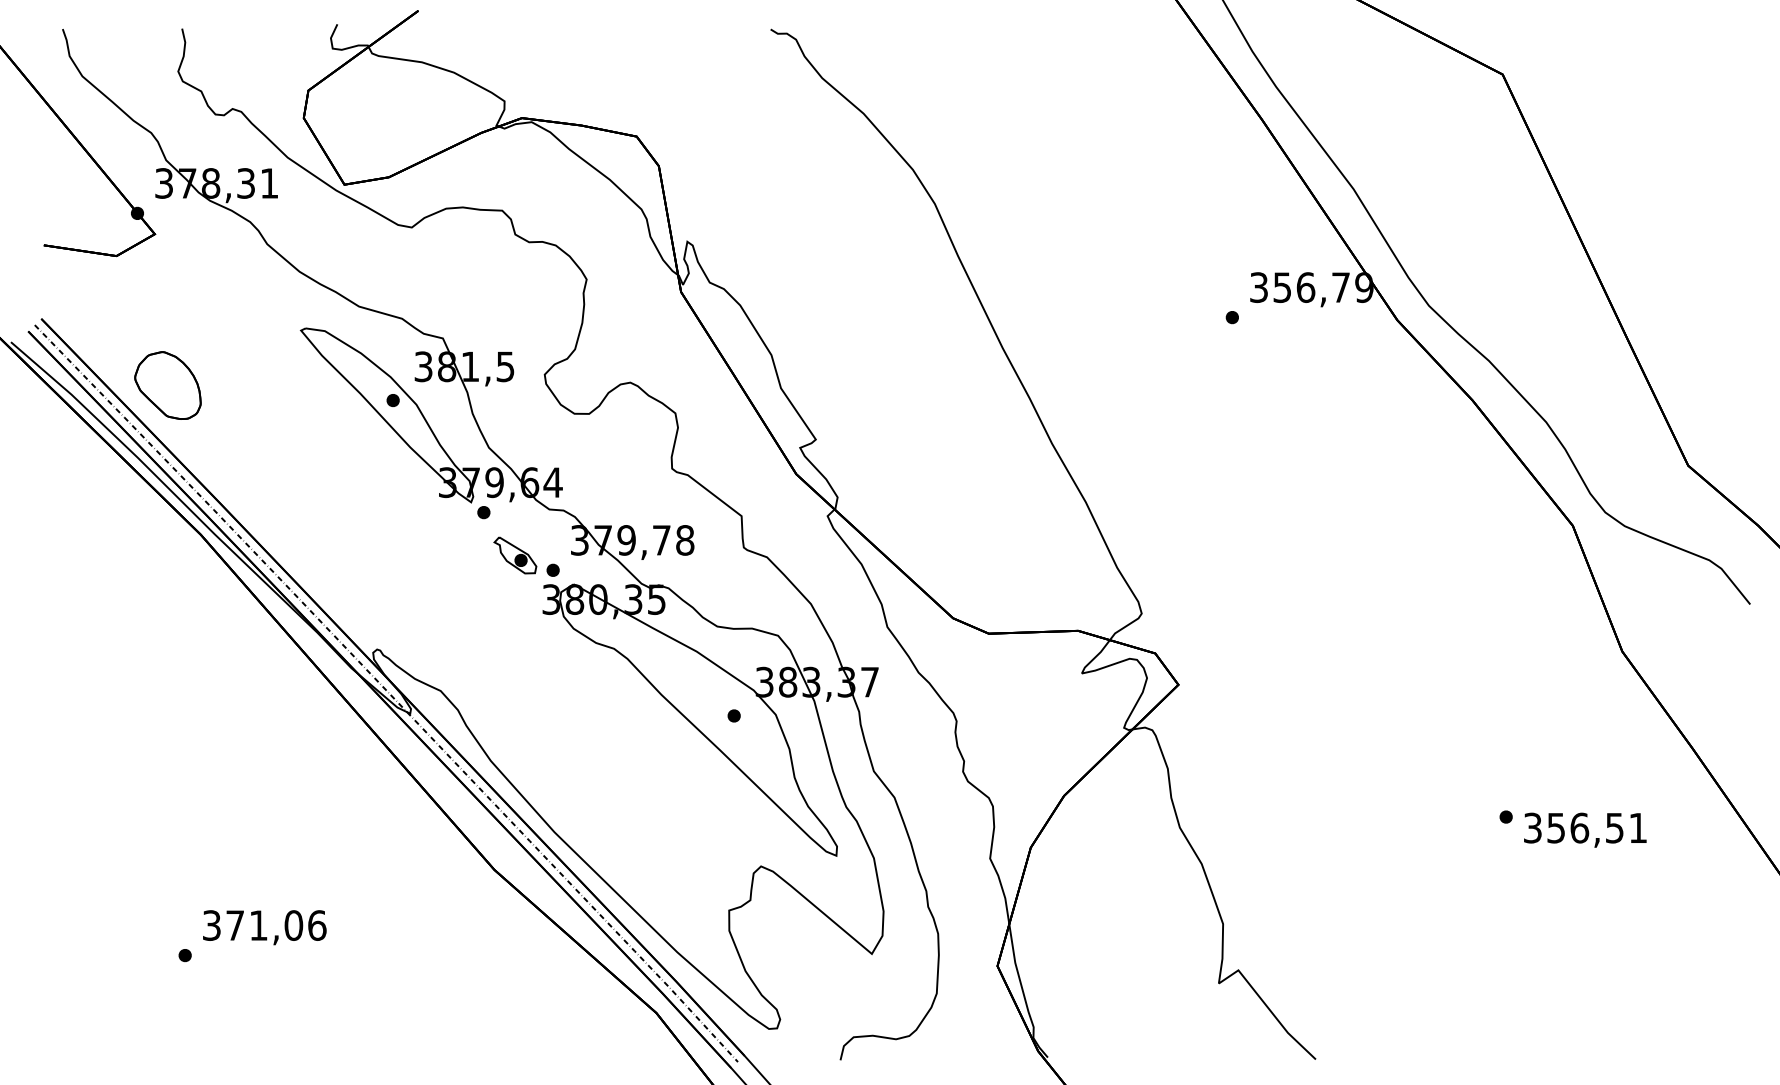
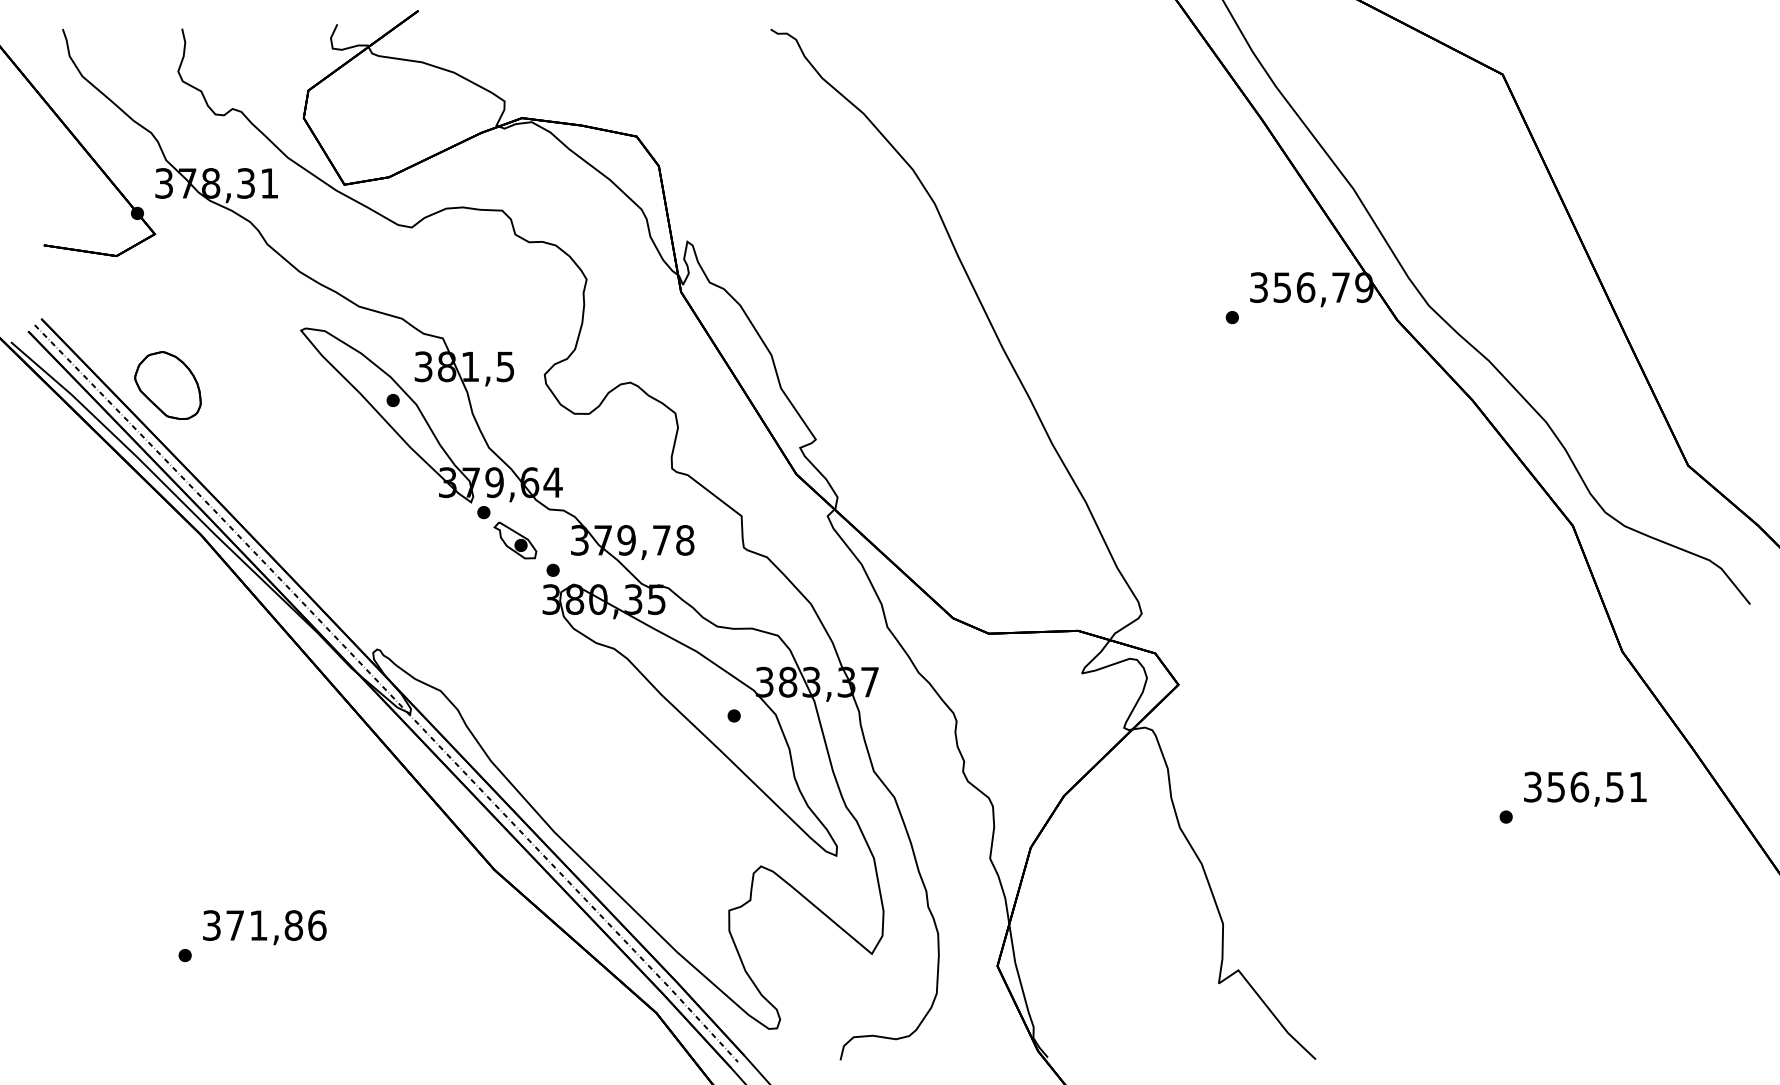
part position: (515, 555) -> (515, 540) (515, 540)
text position: (1585, 829) -> (1585, 788) (1585, 788)
text: 371,06 -> 371,86 (293, 925)
